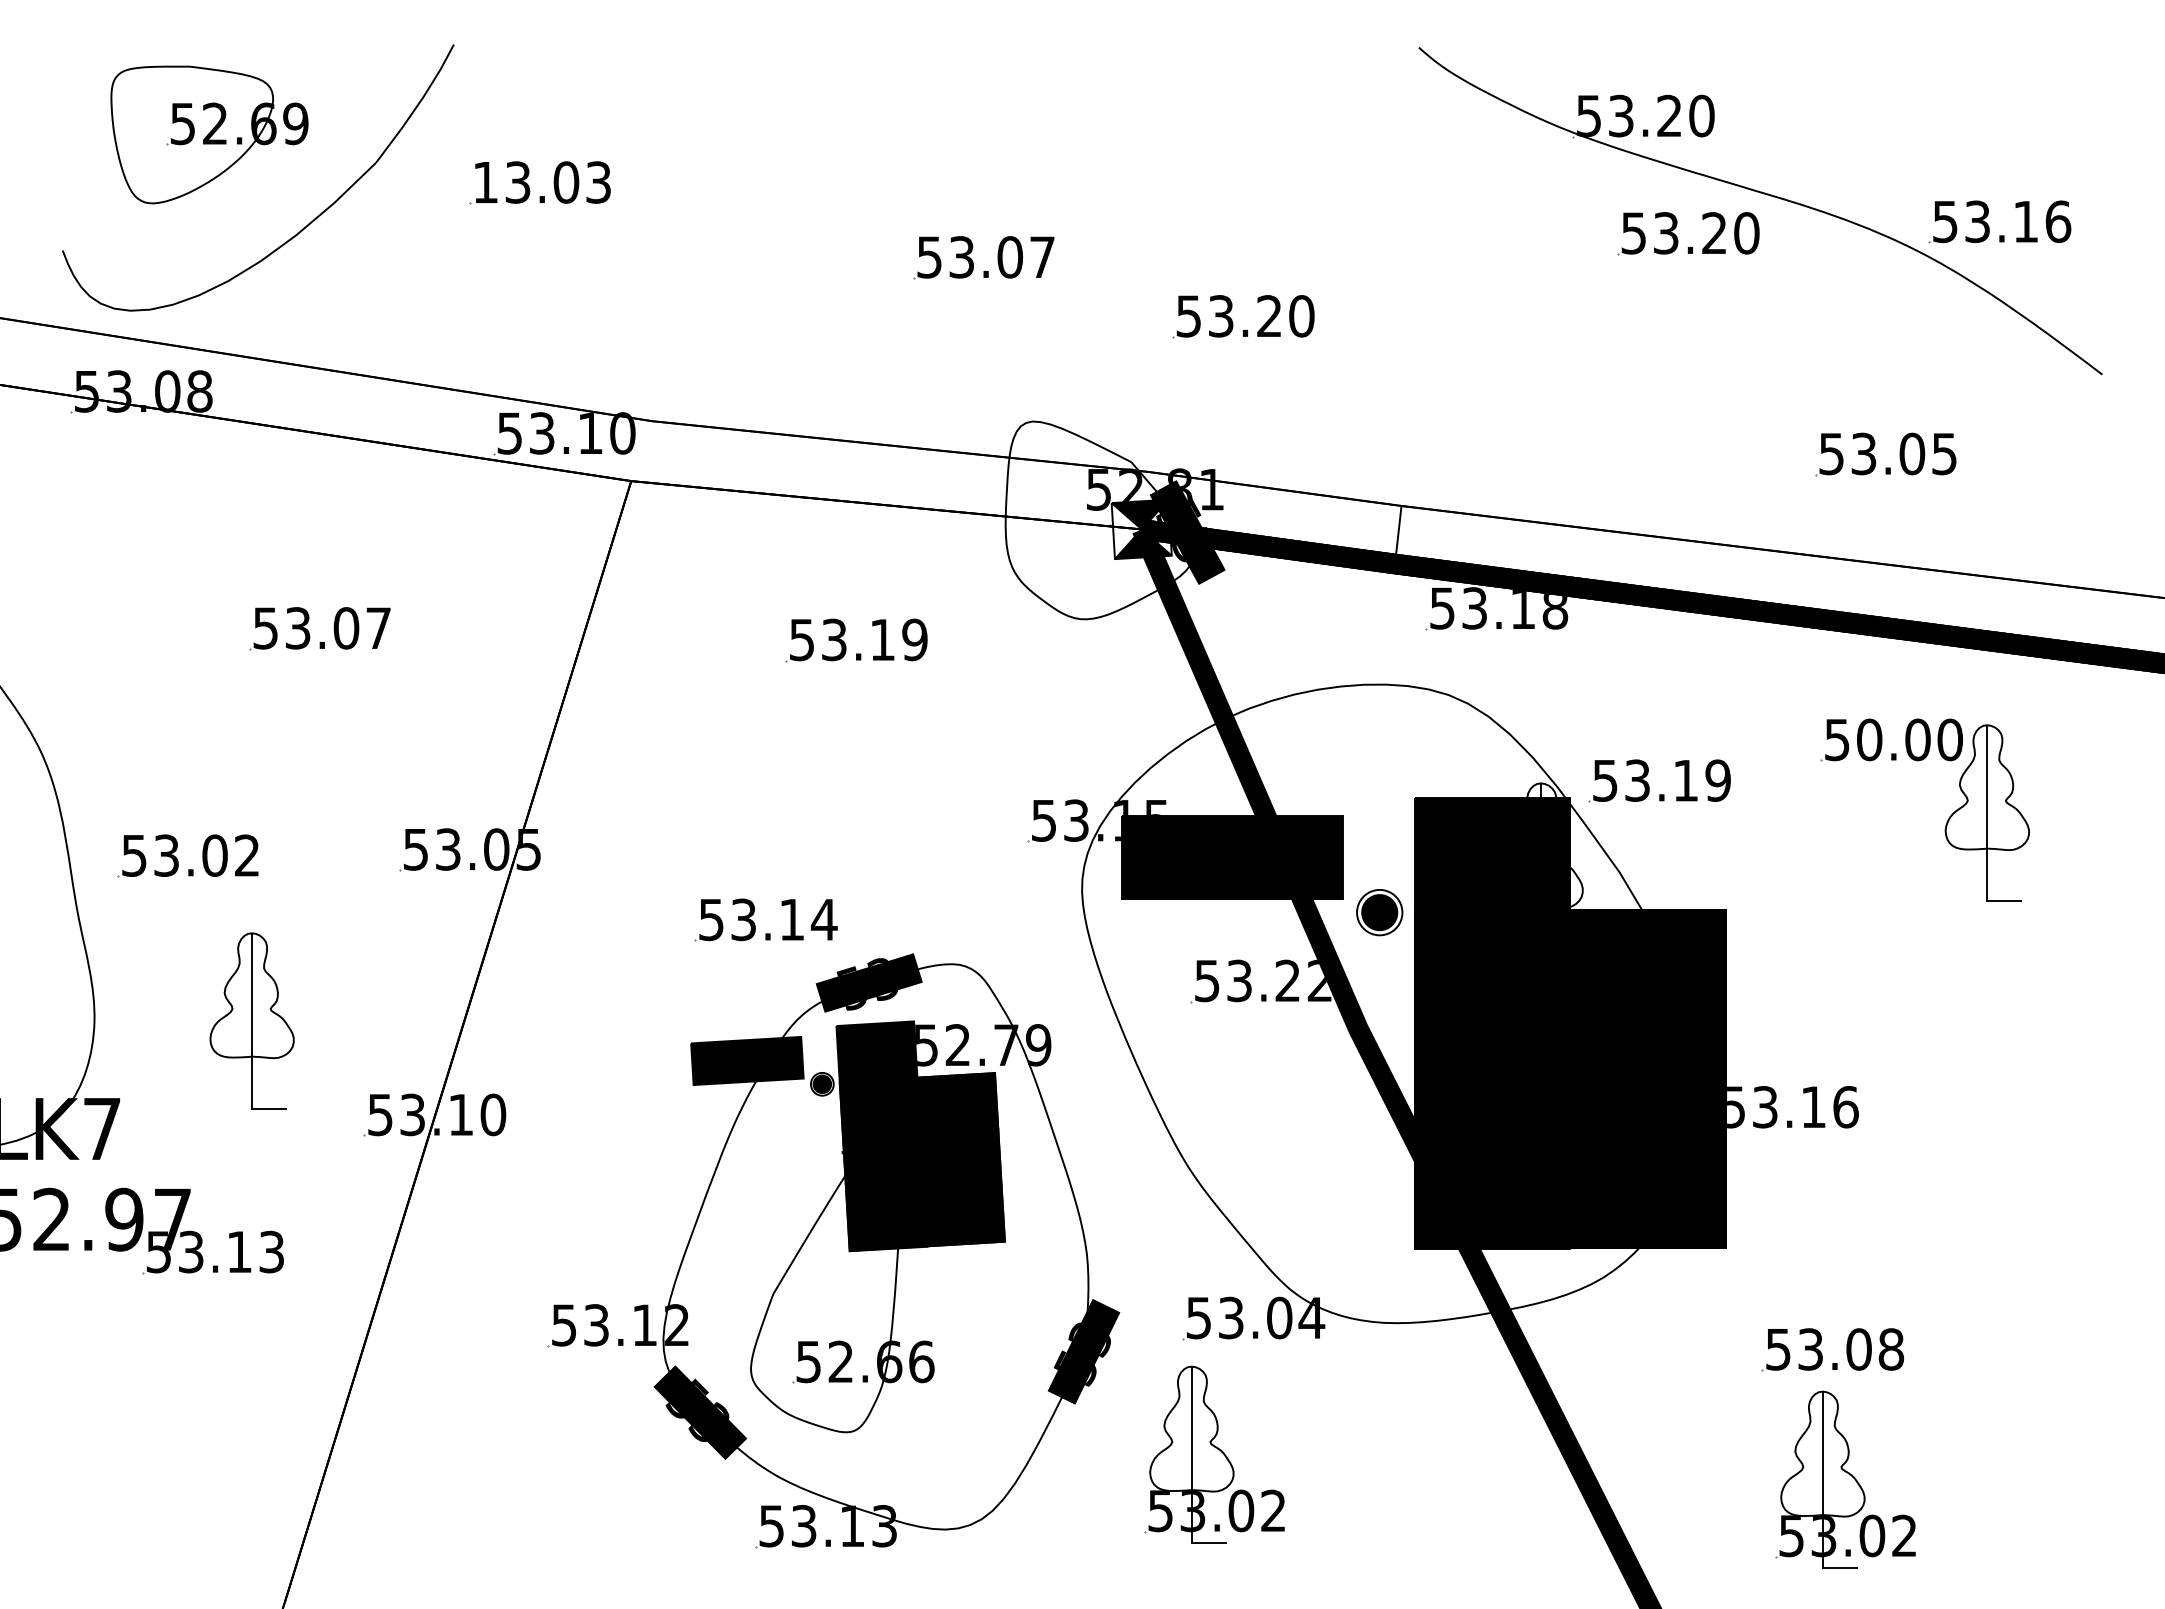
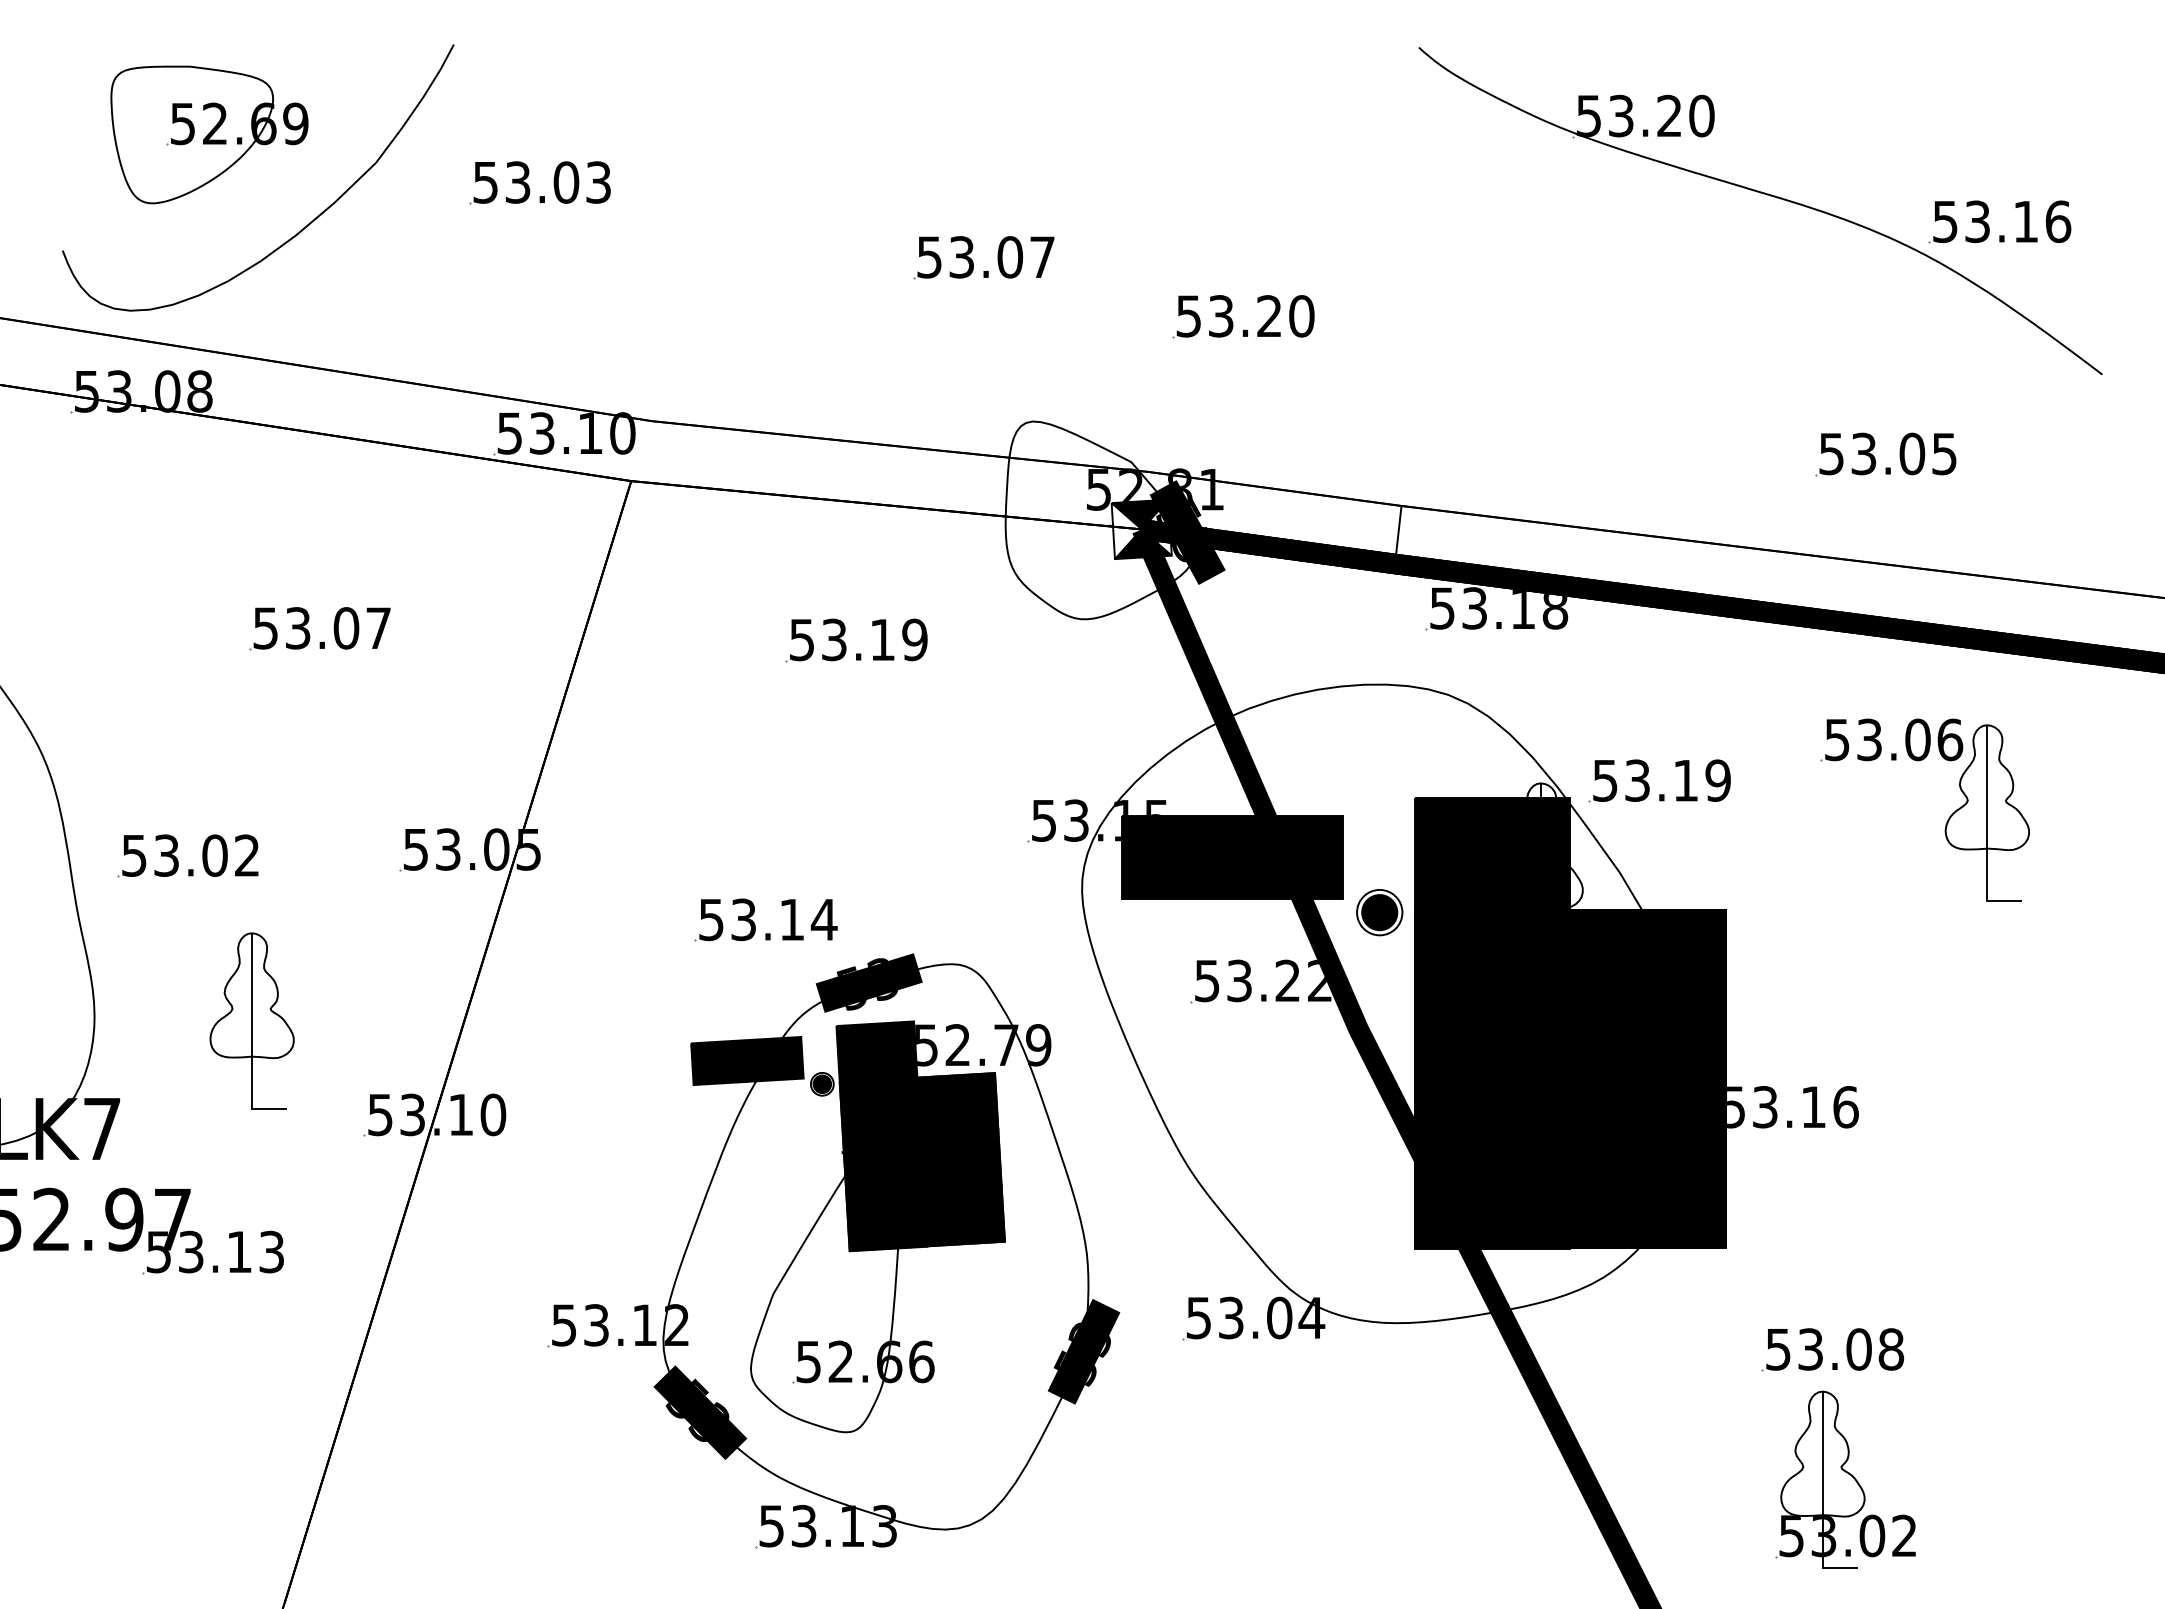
text: 13.03 -> 53.03 (485, 182)
part: present -> none (1677, 236)
text: 50.00 -> 53.06 (1910, 739)
part: present -> none (1214, 1454)
